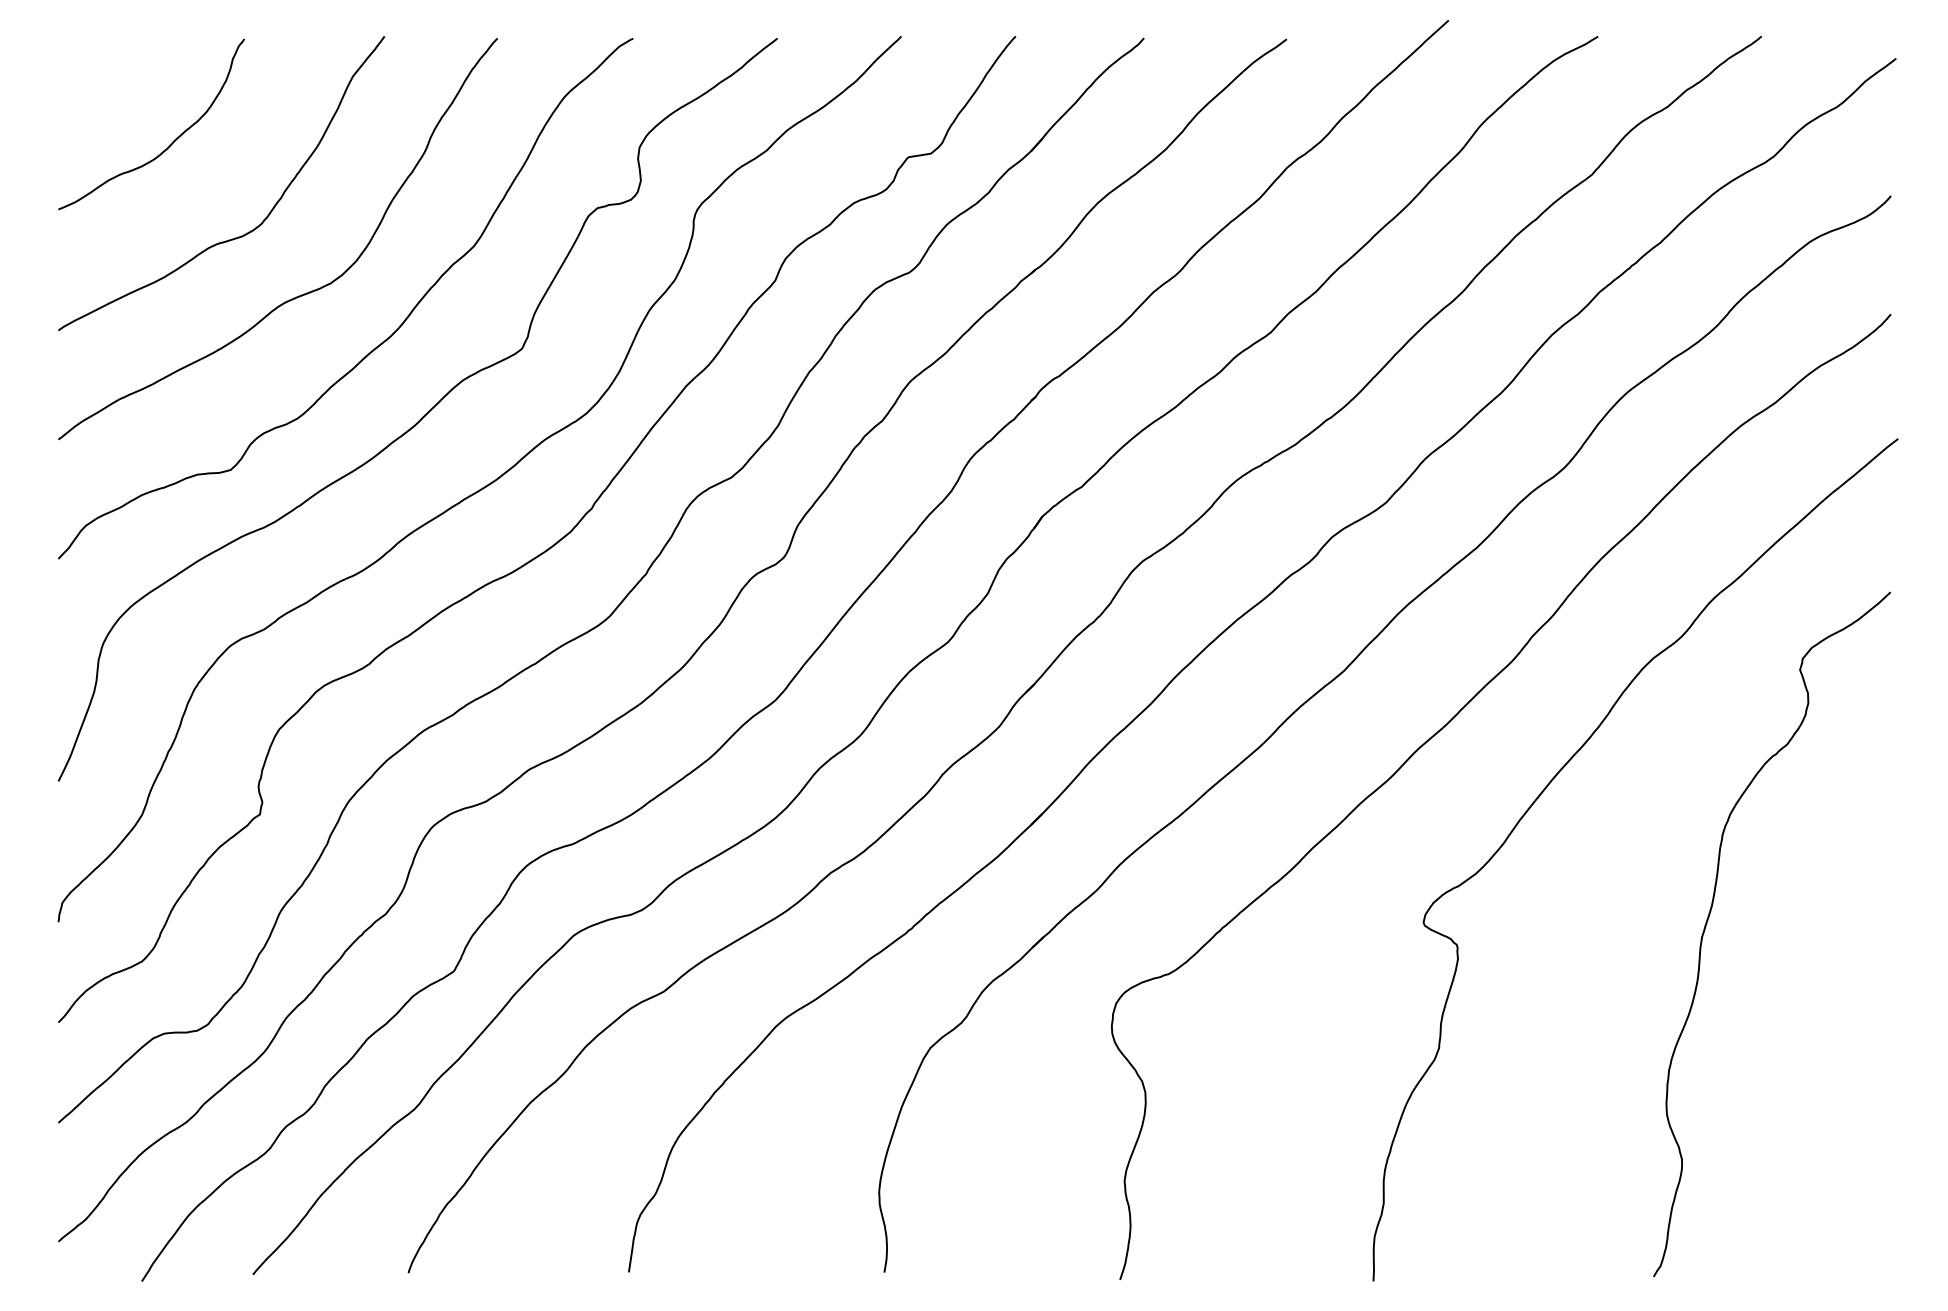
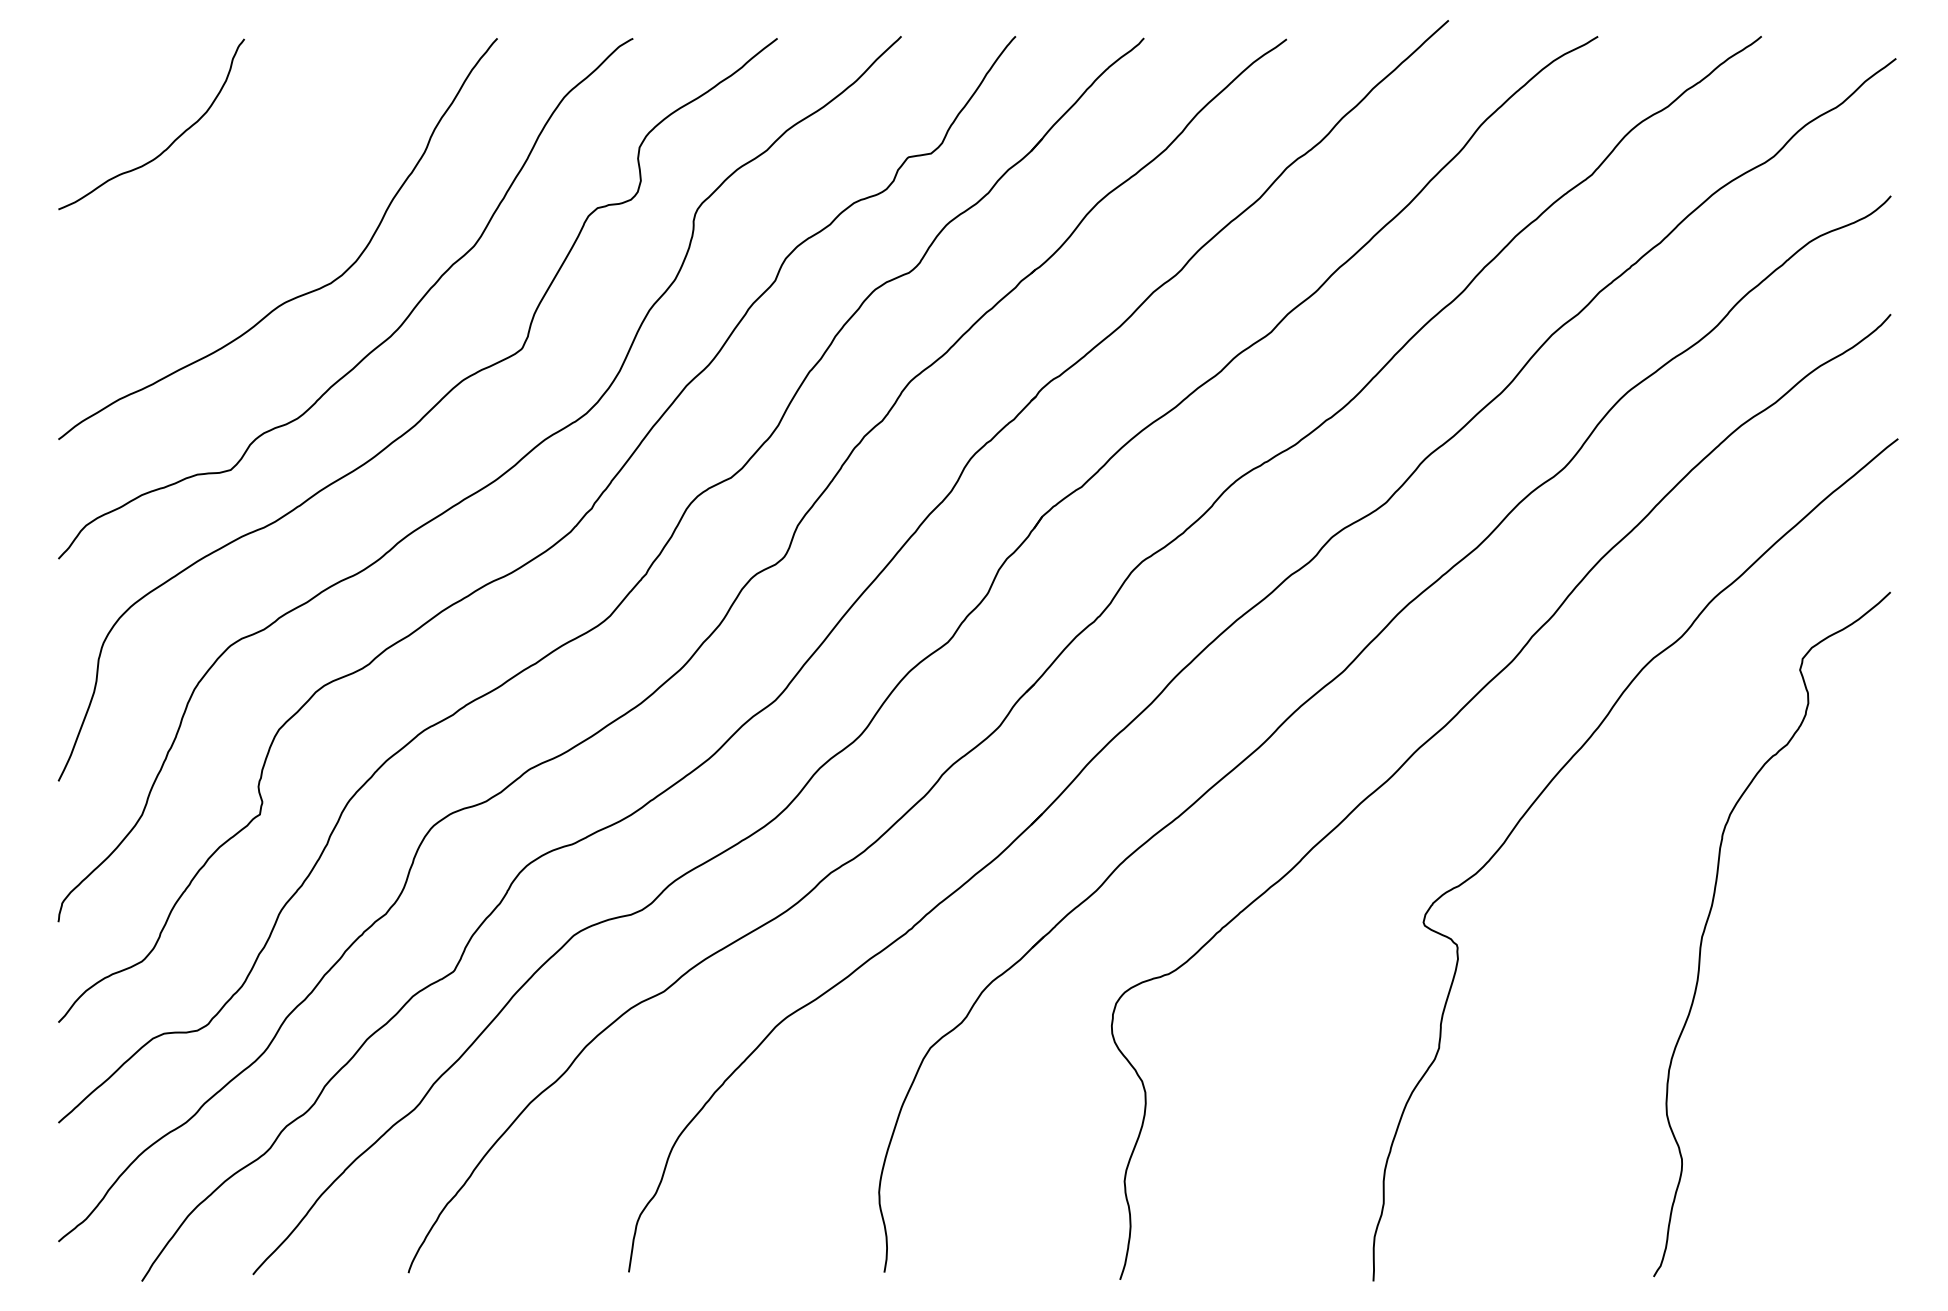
curve: present -> none (250, 230)
